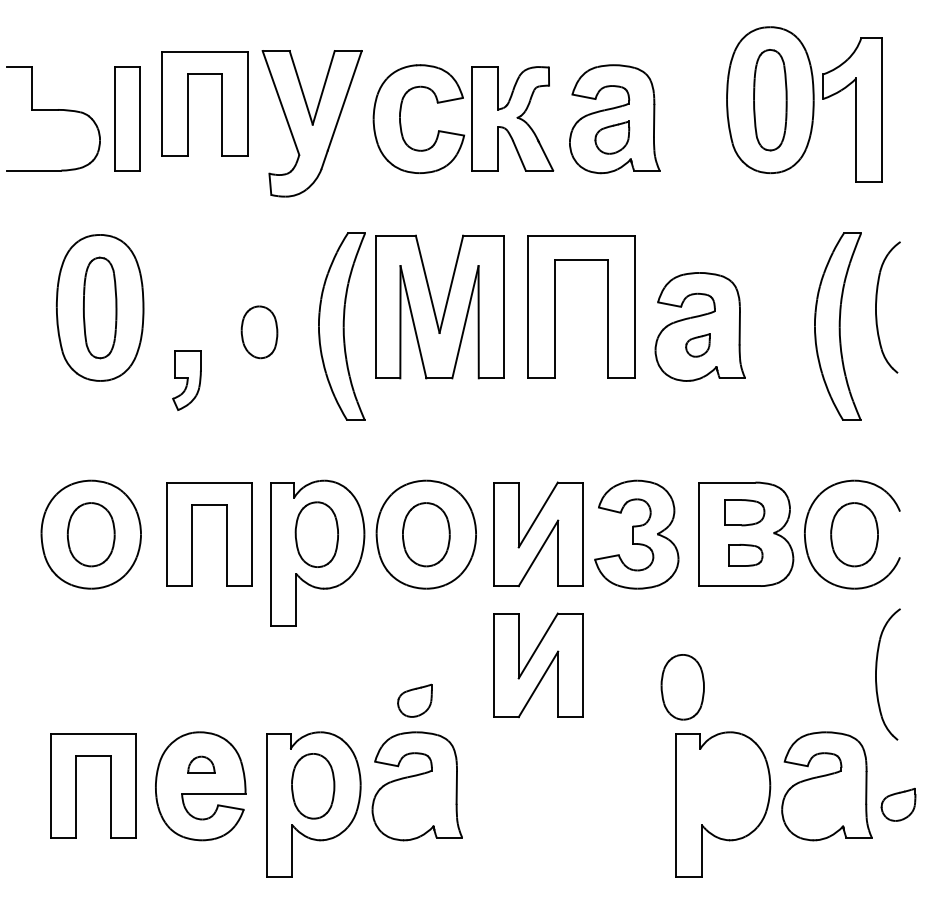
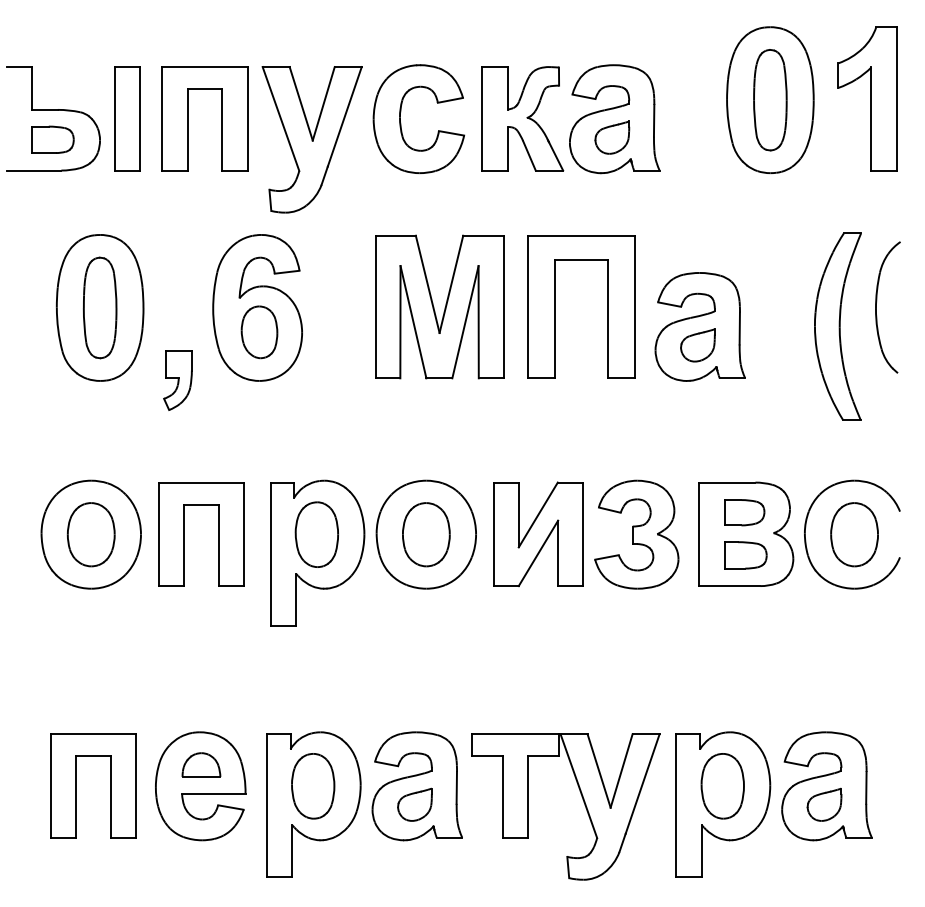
part position: (188, 103) -> (188, 118) (188, 118)
part position: (852, 109) -> (867, 98) (867, 98)
part position: (512, 118) -> (522, 118) (522, 118)
part position: (311, 123) -> (311, 139) (311, 139)
part: none -> present (52, 139)
part: none -> present (257, 307)
part: present -> none (341, 326)
part size: 26x25 px -> 36x35 px (697, 345)
part position: (186, 380) -> (177, 380) (177, 380)
part position: (192, 534) -> (184, 534) (184, 534)
part size: 36x23 px -> 44x29 px (745, 555)
part: present -> none (538, 664)
part: present -> none (876, 674)
part position: (682, 687) -> (722, 786) (722, 786)
part position: (414, 700) -> (414, 804) (414, 804)
part size: 29x19 px -> 41x26 px (201, 764)
part: none -> present (581, 797)
part position: (898, 804) -> (824, 804) (824, 804)
